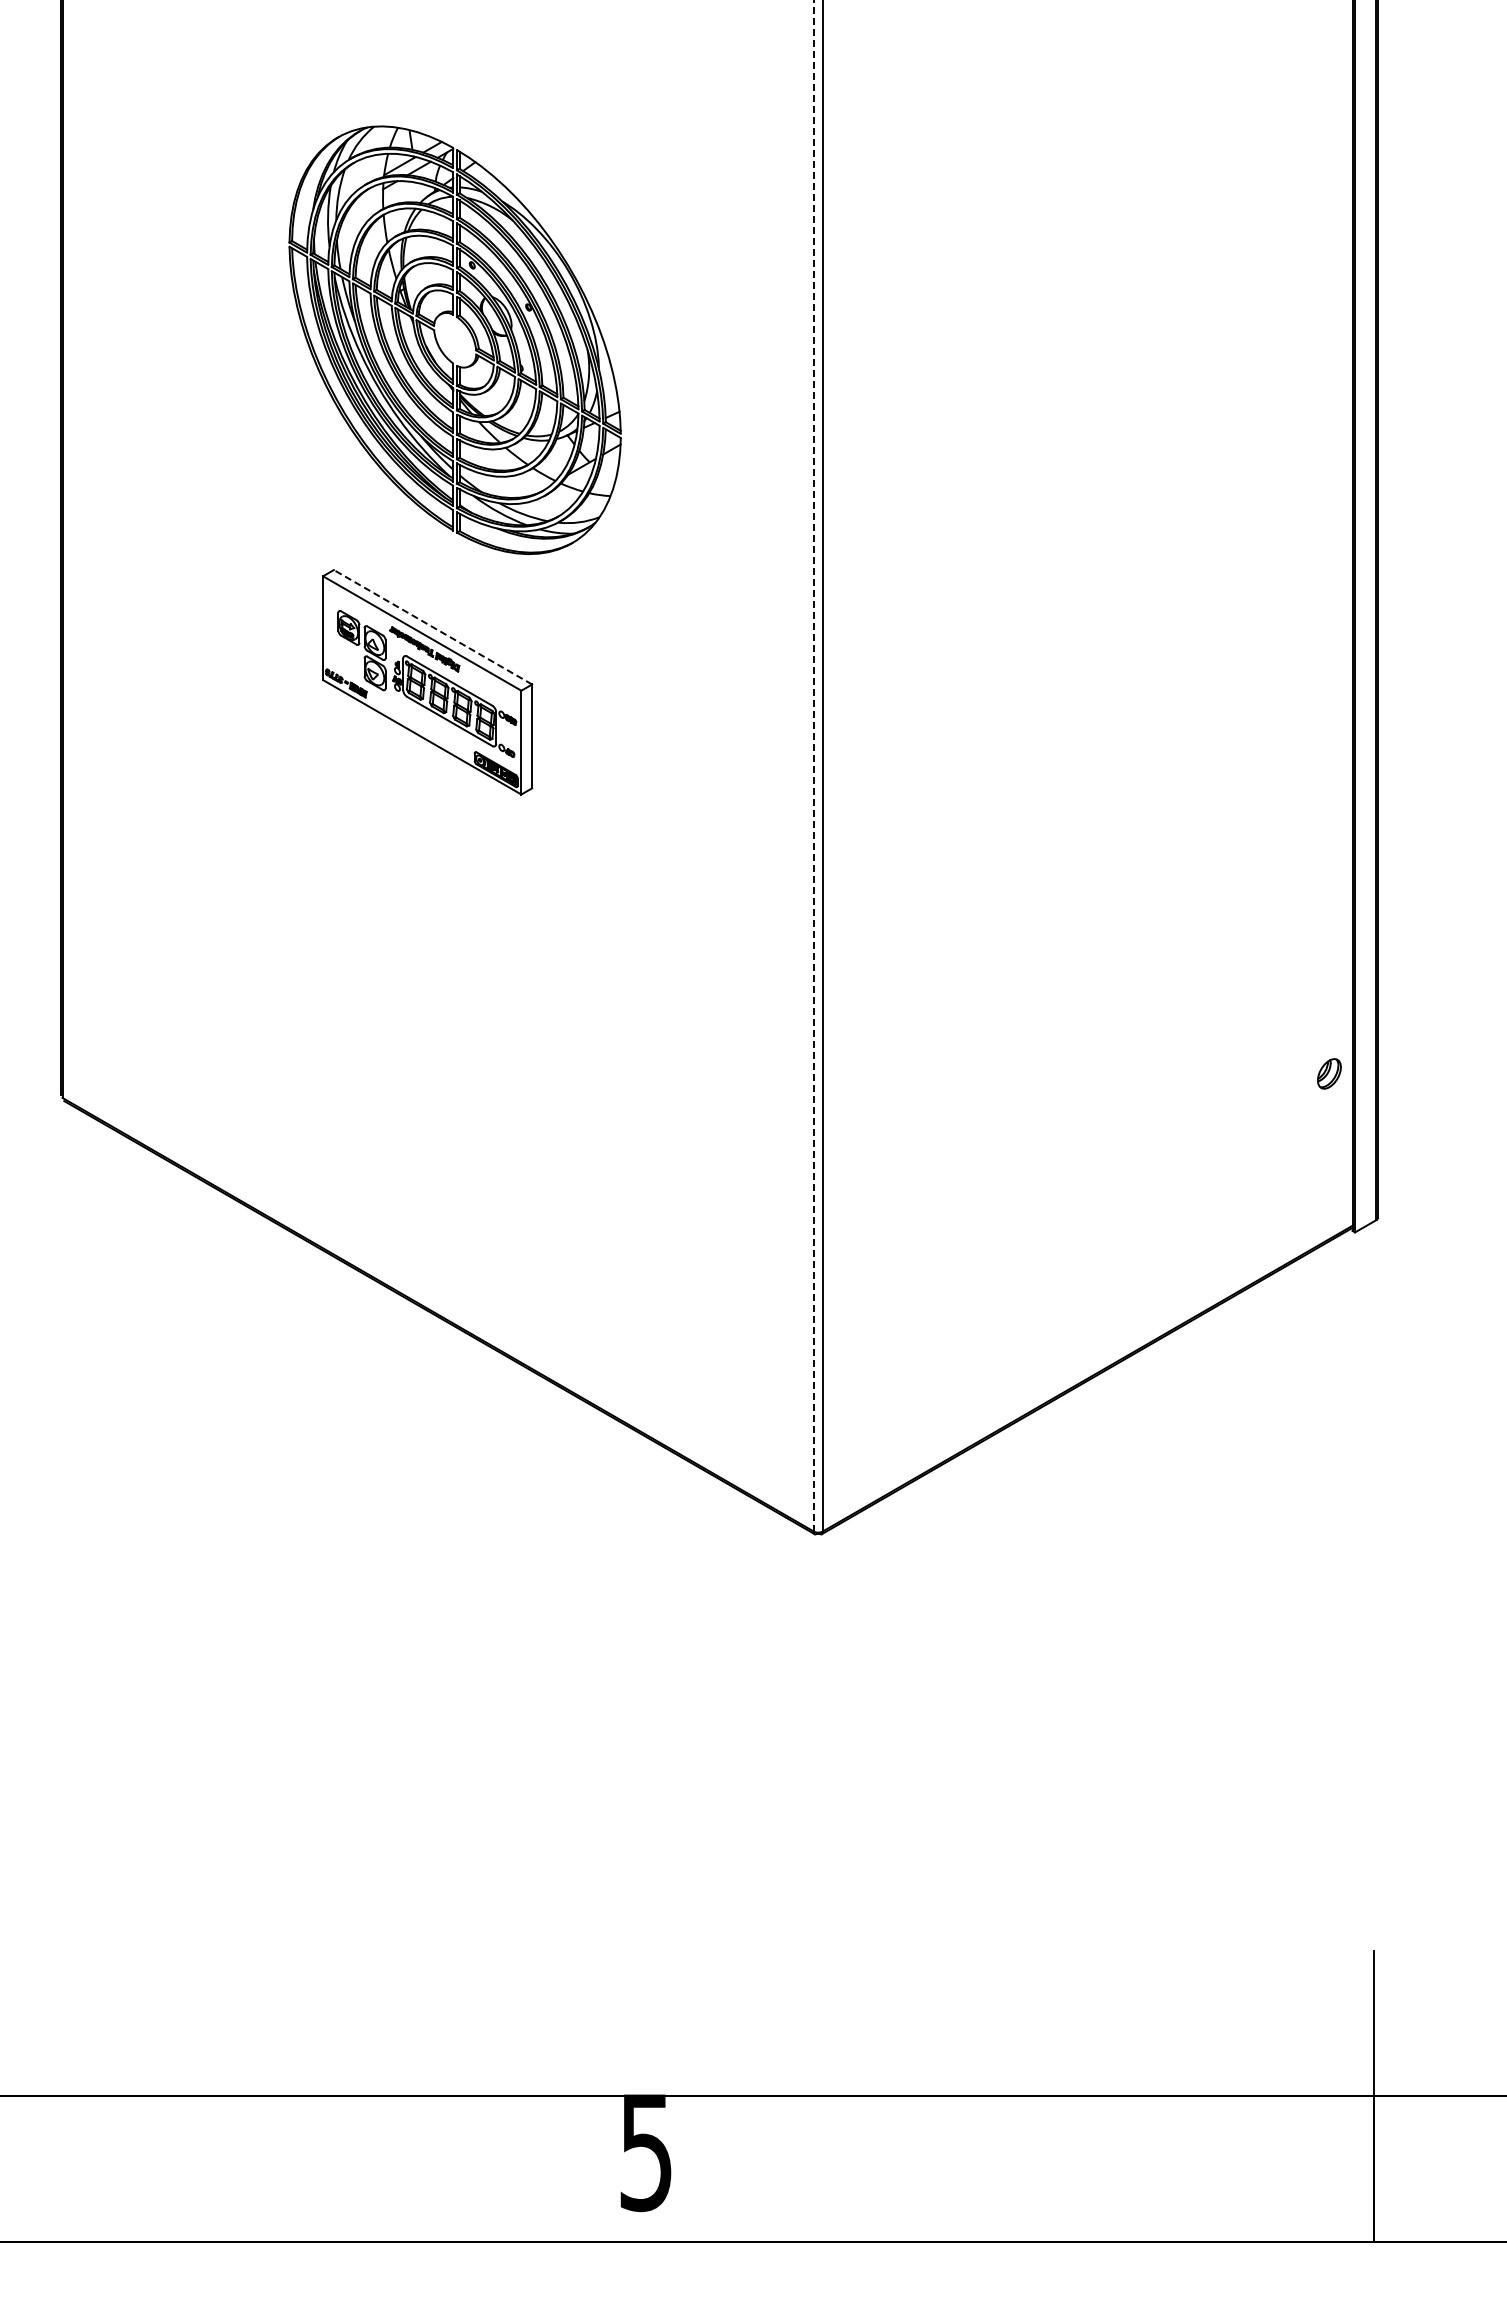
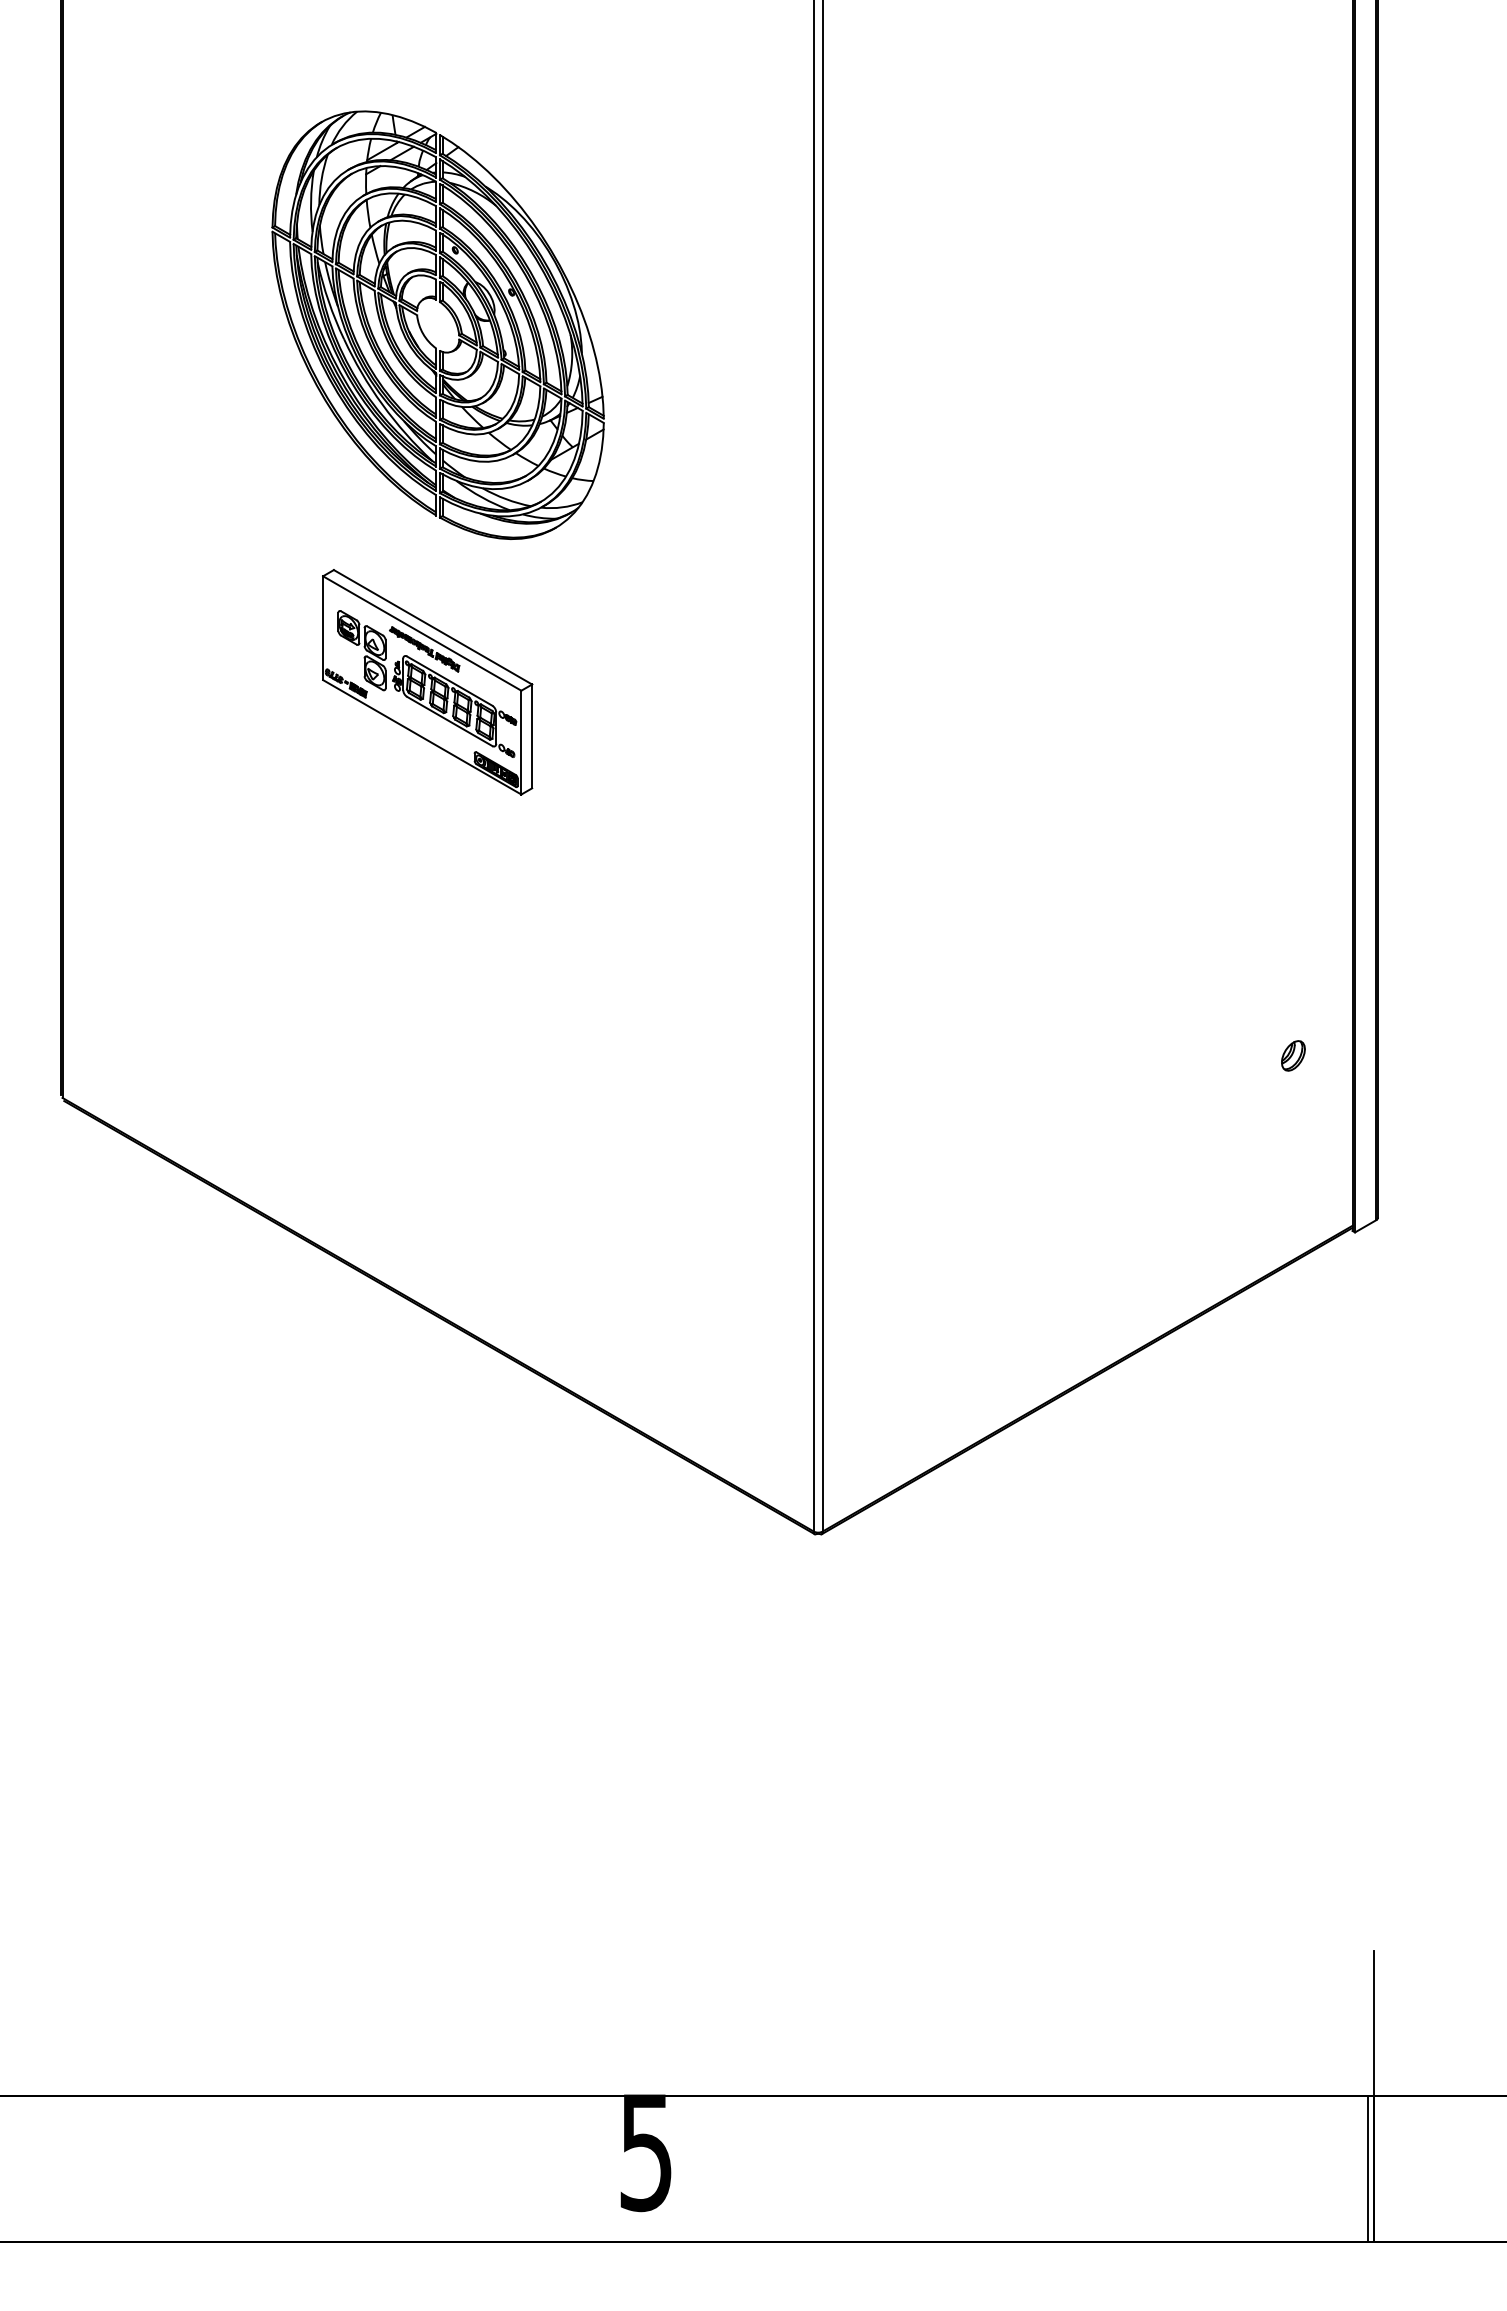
part position: (440, 347) -> (423, 332) (423, 332)
line: dashed -> solid (432, 627)
line: dashed -> solid (813, 765)
part position: (1329, 1073) -> (1293, 1055) (1293, 1055)
line: none -> present (1368, 2168)
